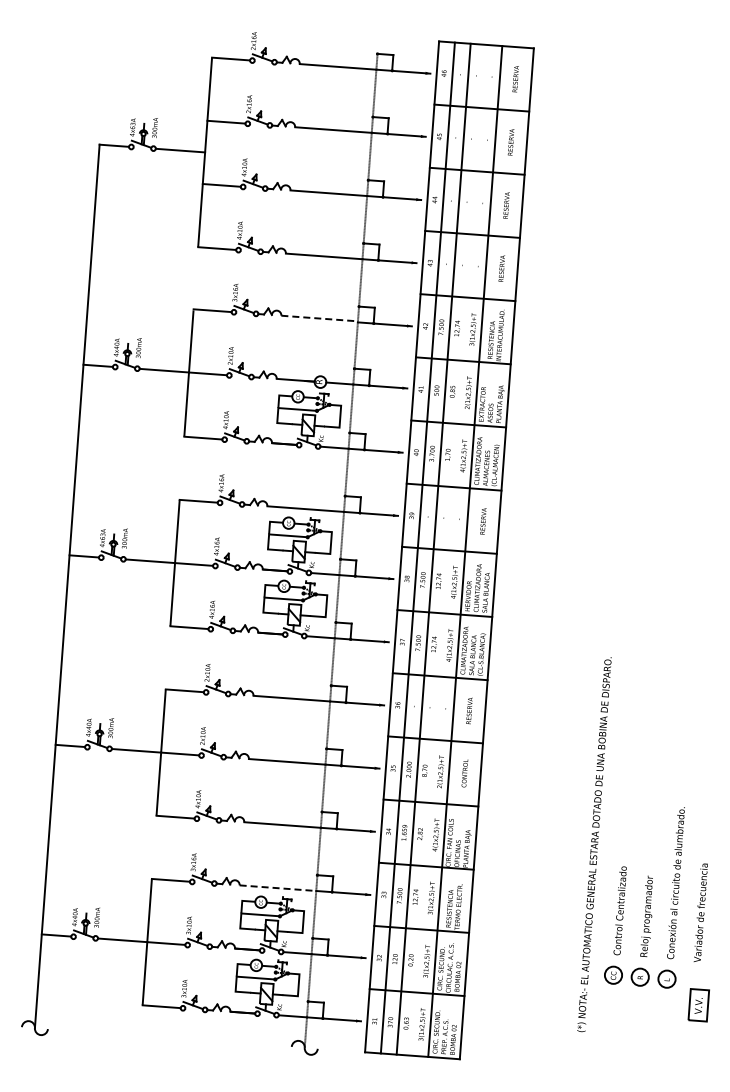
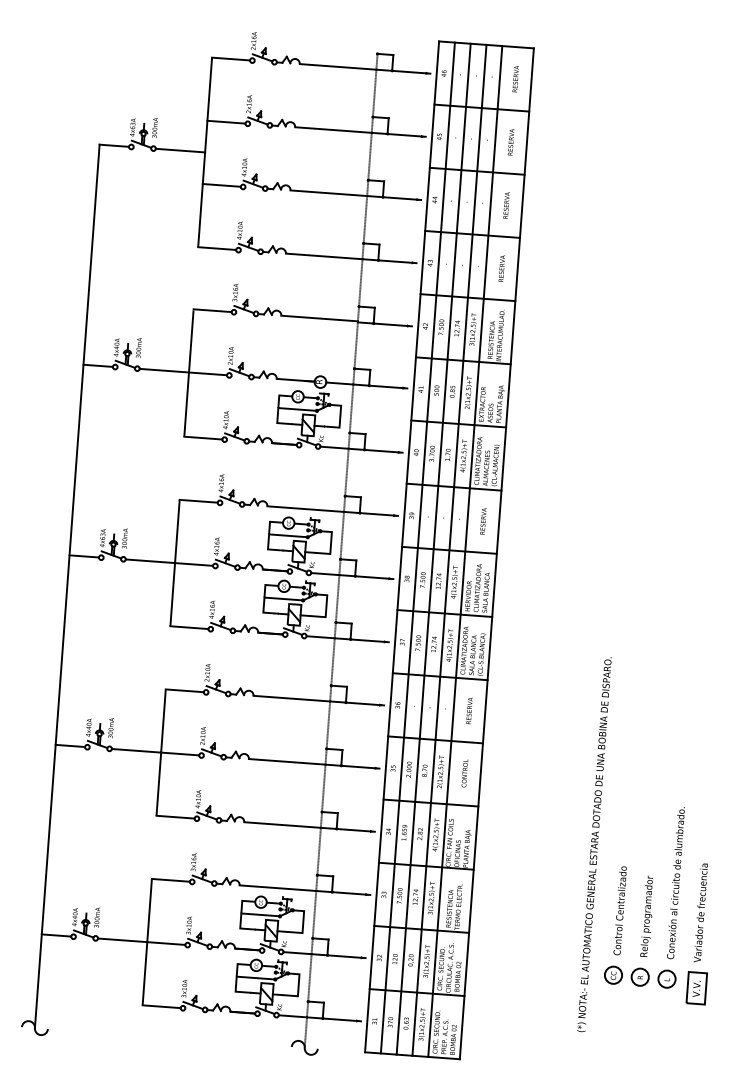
line: dashed -> solid (320, 318)
line: none -> present (449, 549)
line: dashed -> solid (278, 888)
part position: (698, 1005) -> (696, 988) (696, 988)
